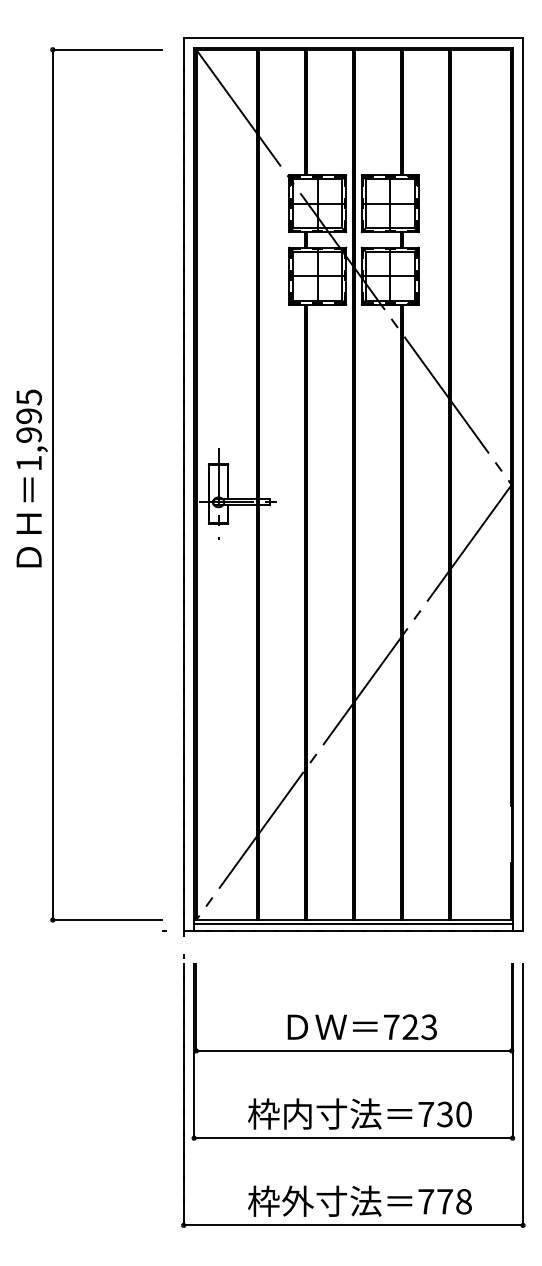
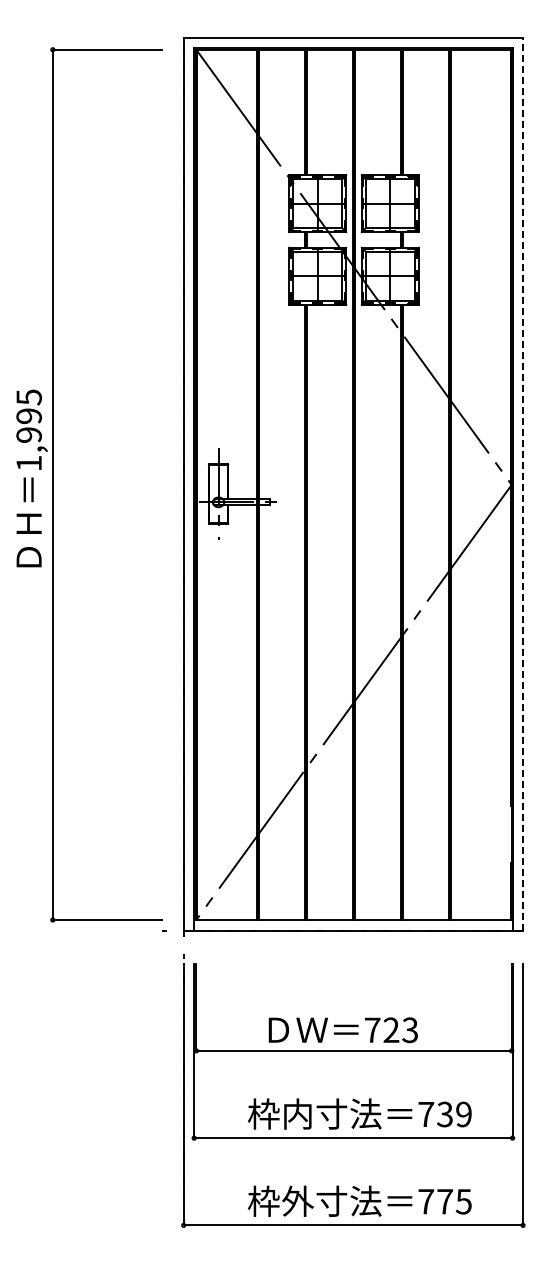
line: solid -> dashed (523, 483)
line: present -> none (353, 924)
text position: (361, 1027) -> (342, 1030) (342, 1030)
text: 730 -> 739 (463, 1114)
text: 778 -> 775 (463, 1201)
